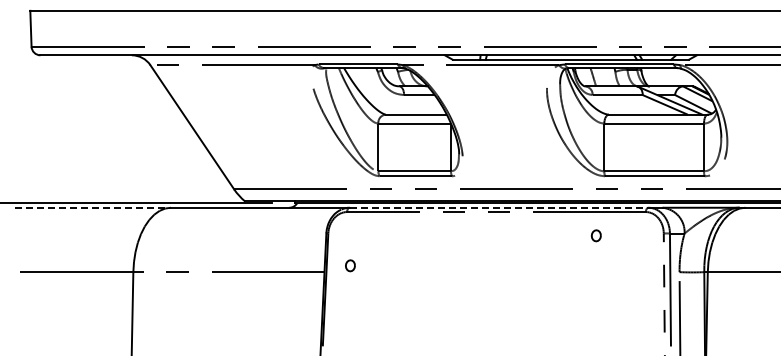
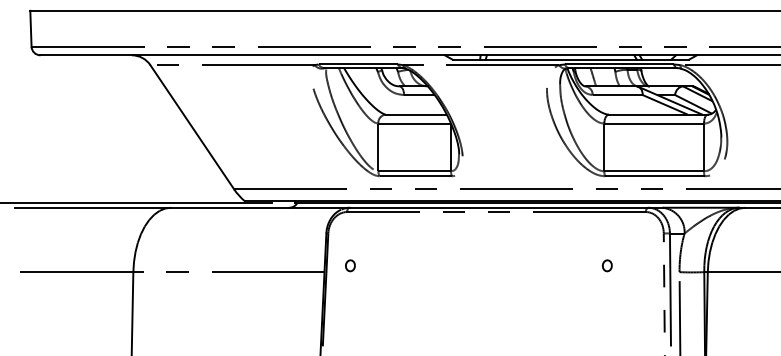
line: dashed -> solid (93, 207)
line: dashed -> solid (499, 207)
part position: (595, 235) -> (606, 265) (606, 265)
